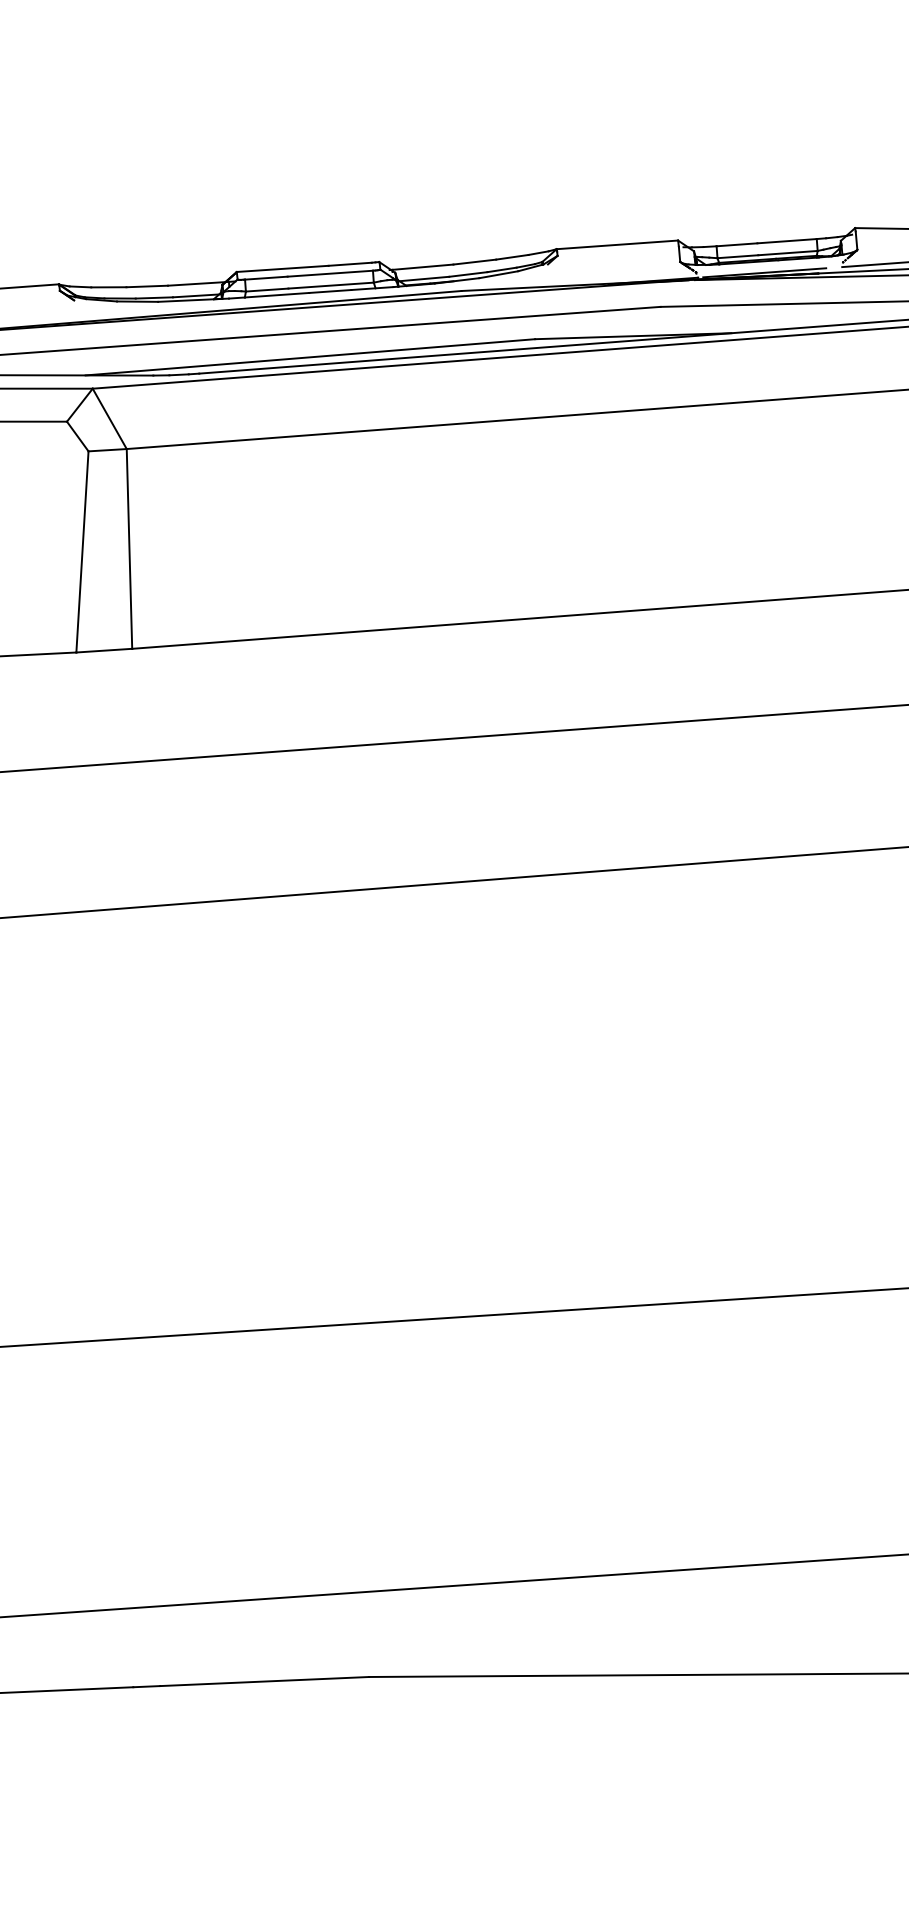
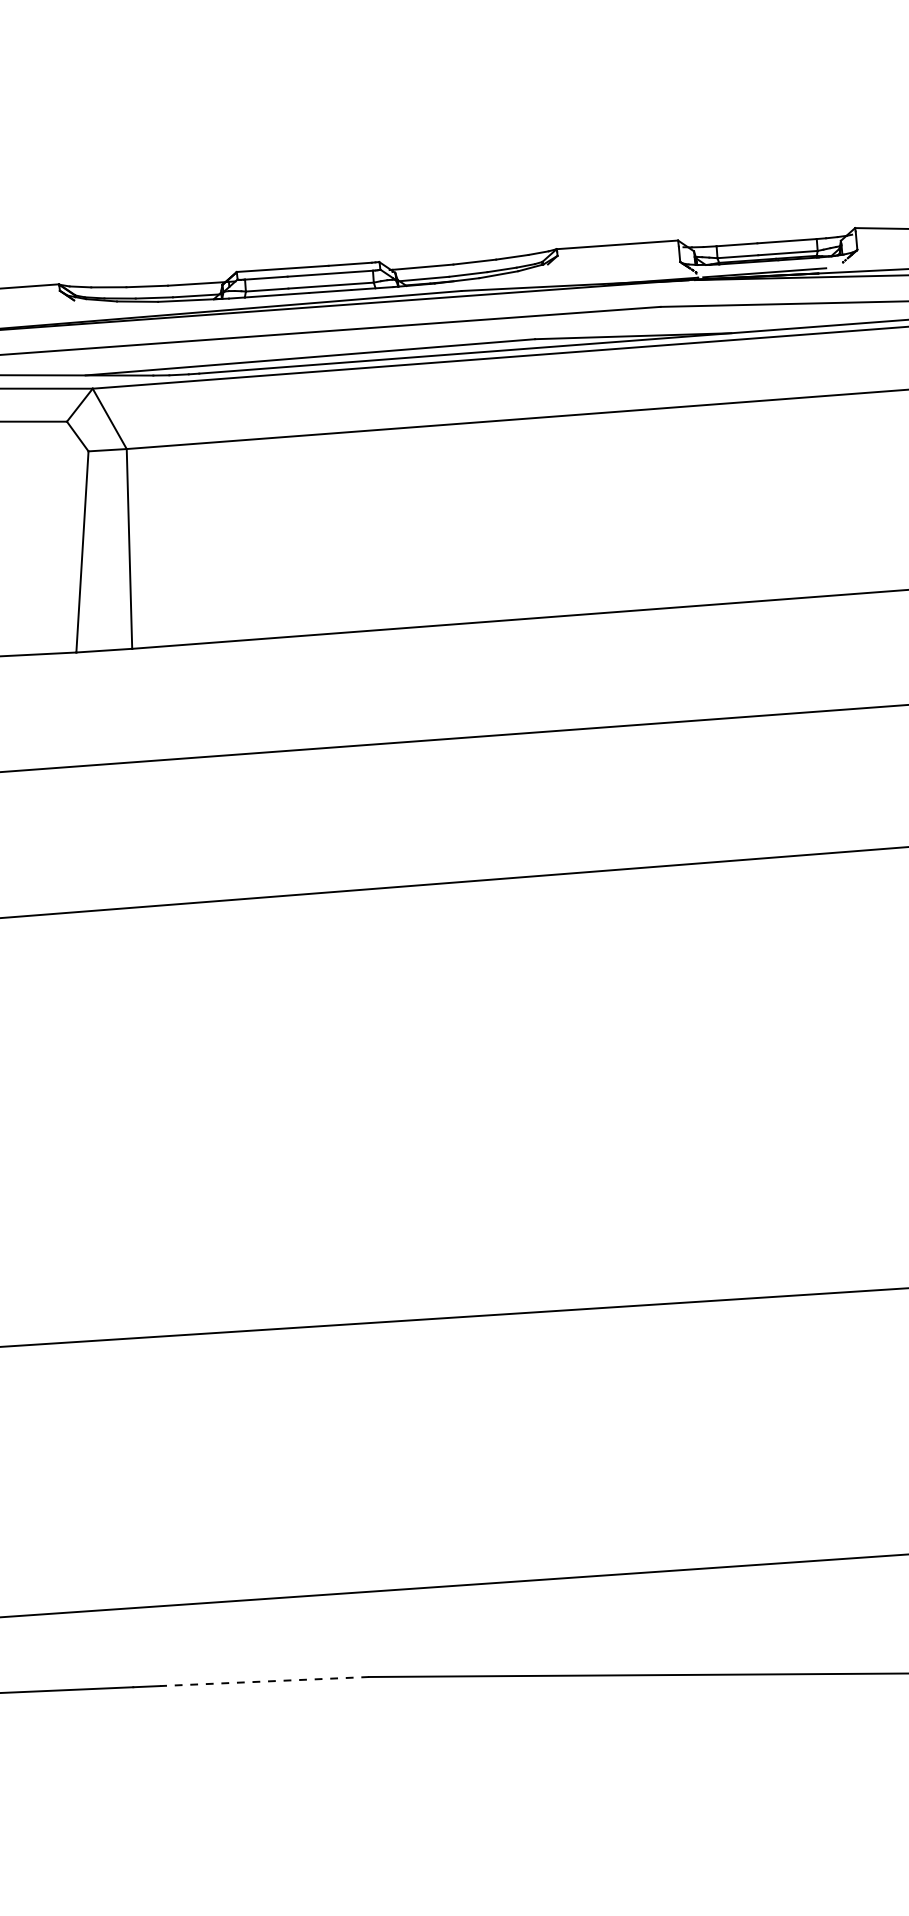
line: present -> none (873, 264)
line: solid -> dashed (264, 1681)
